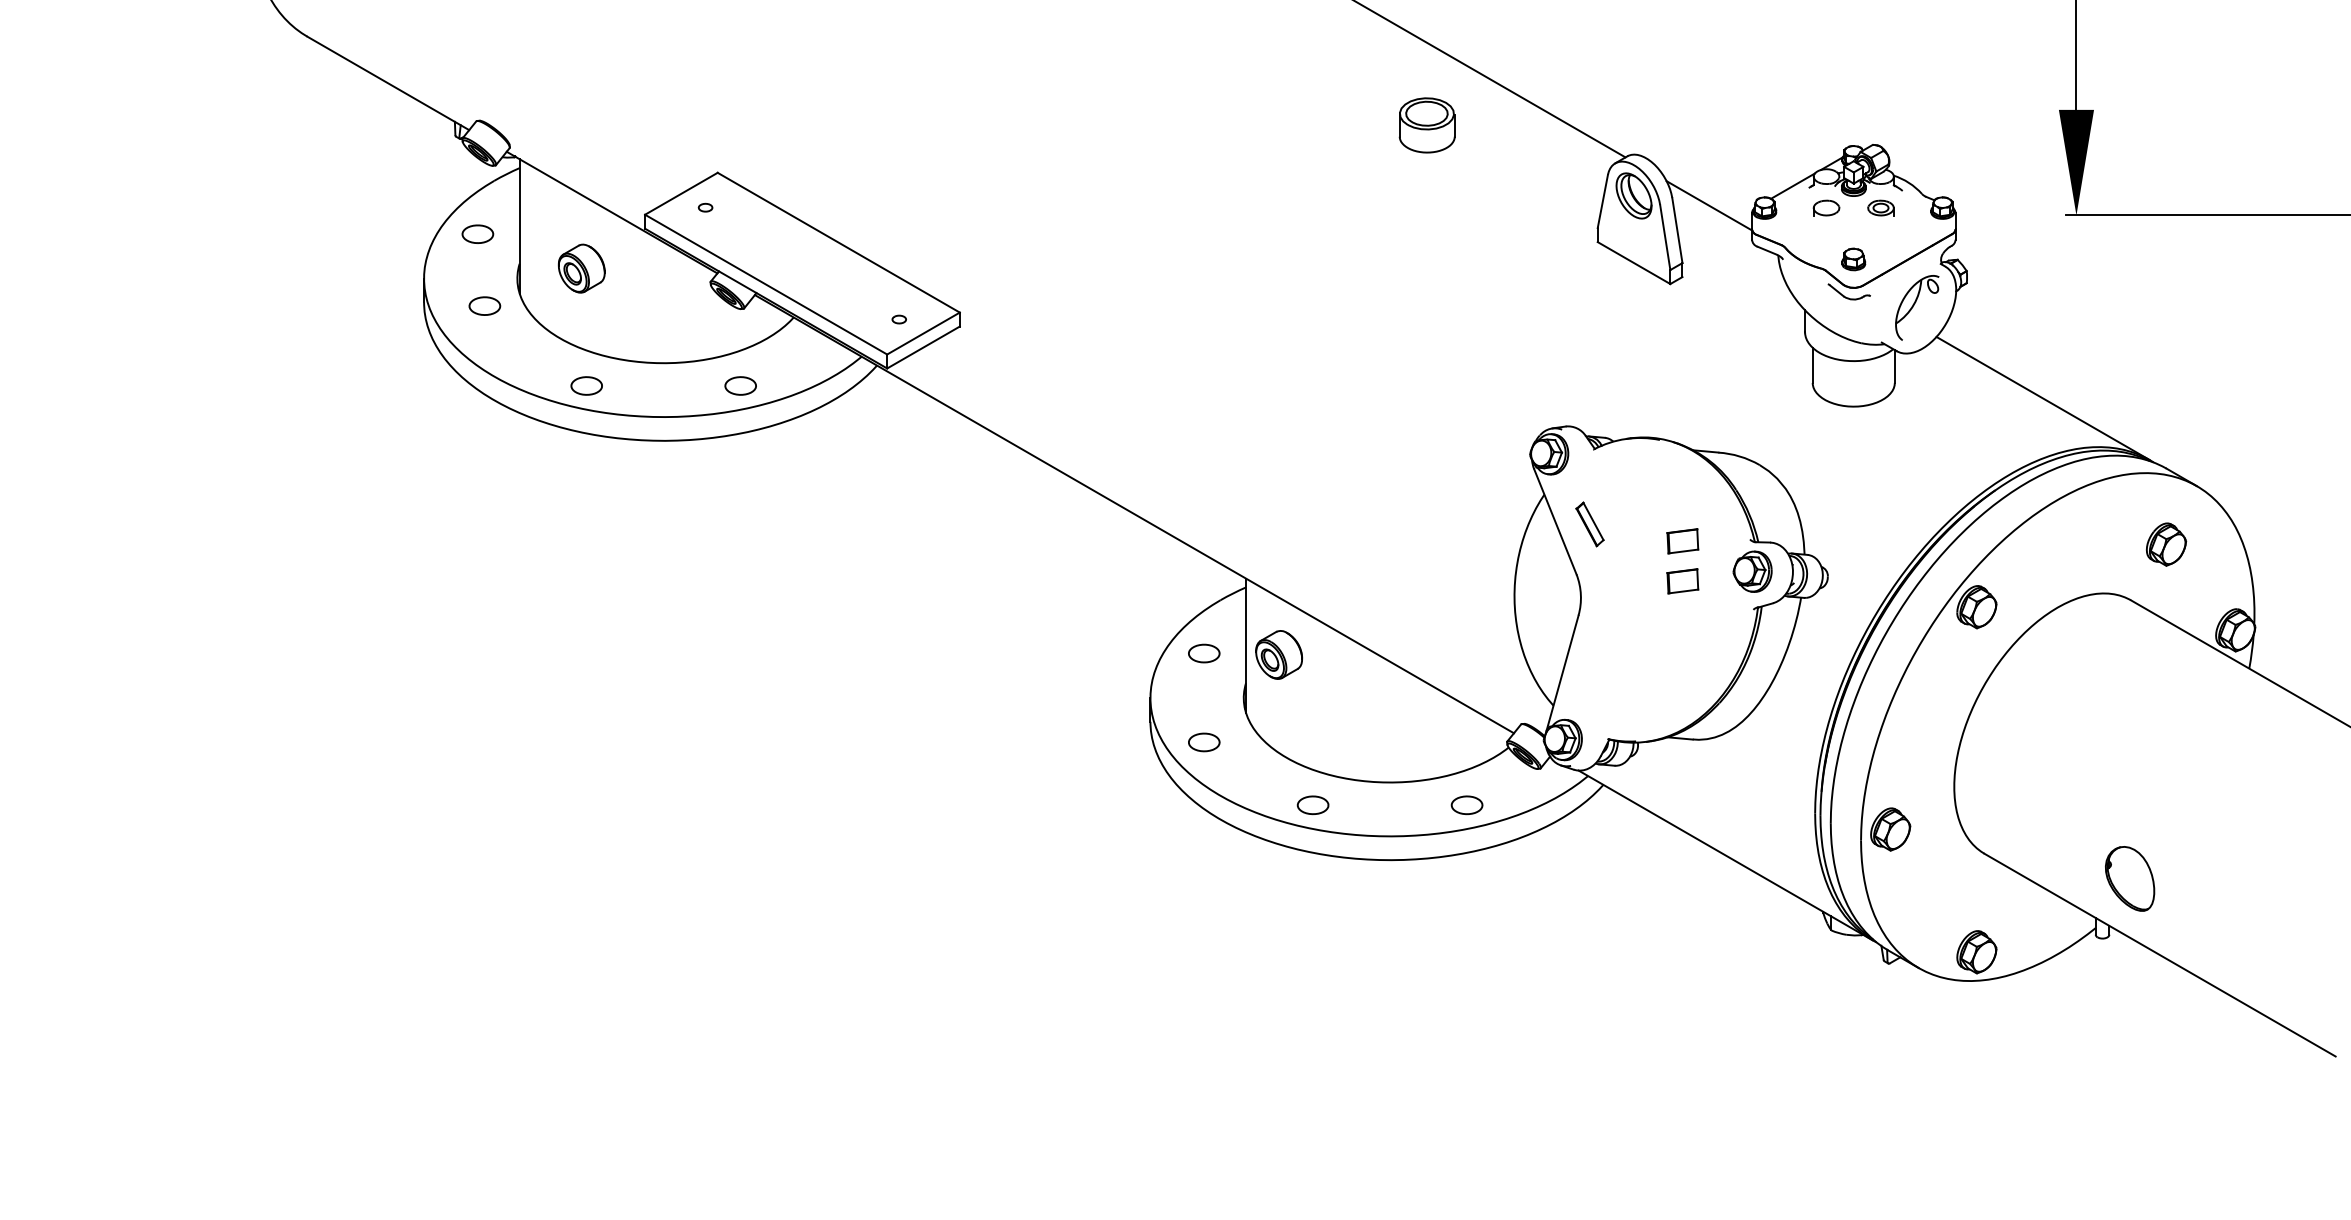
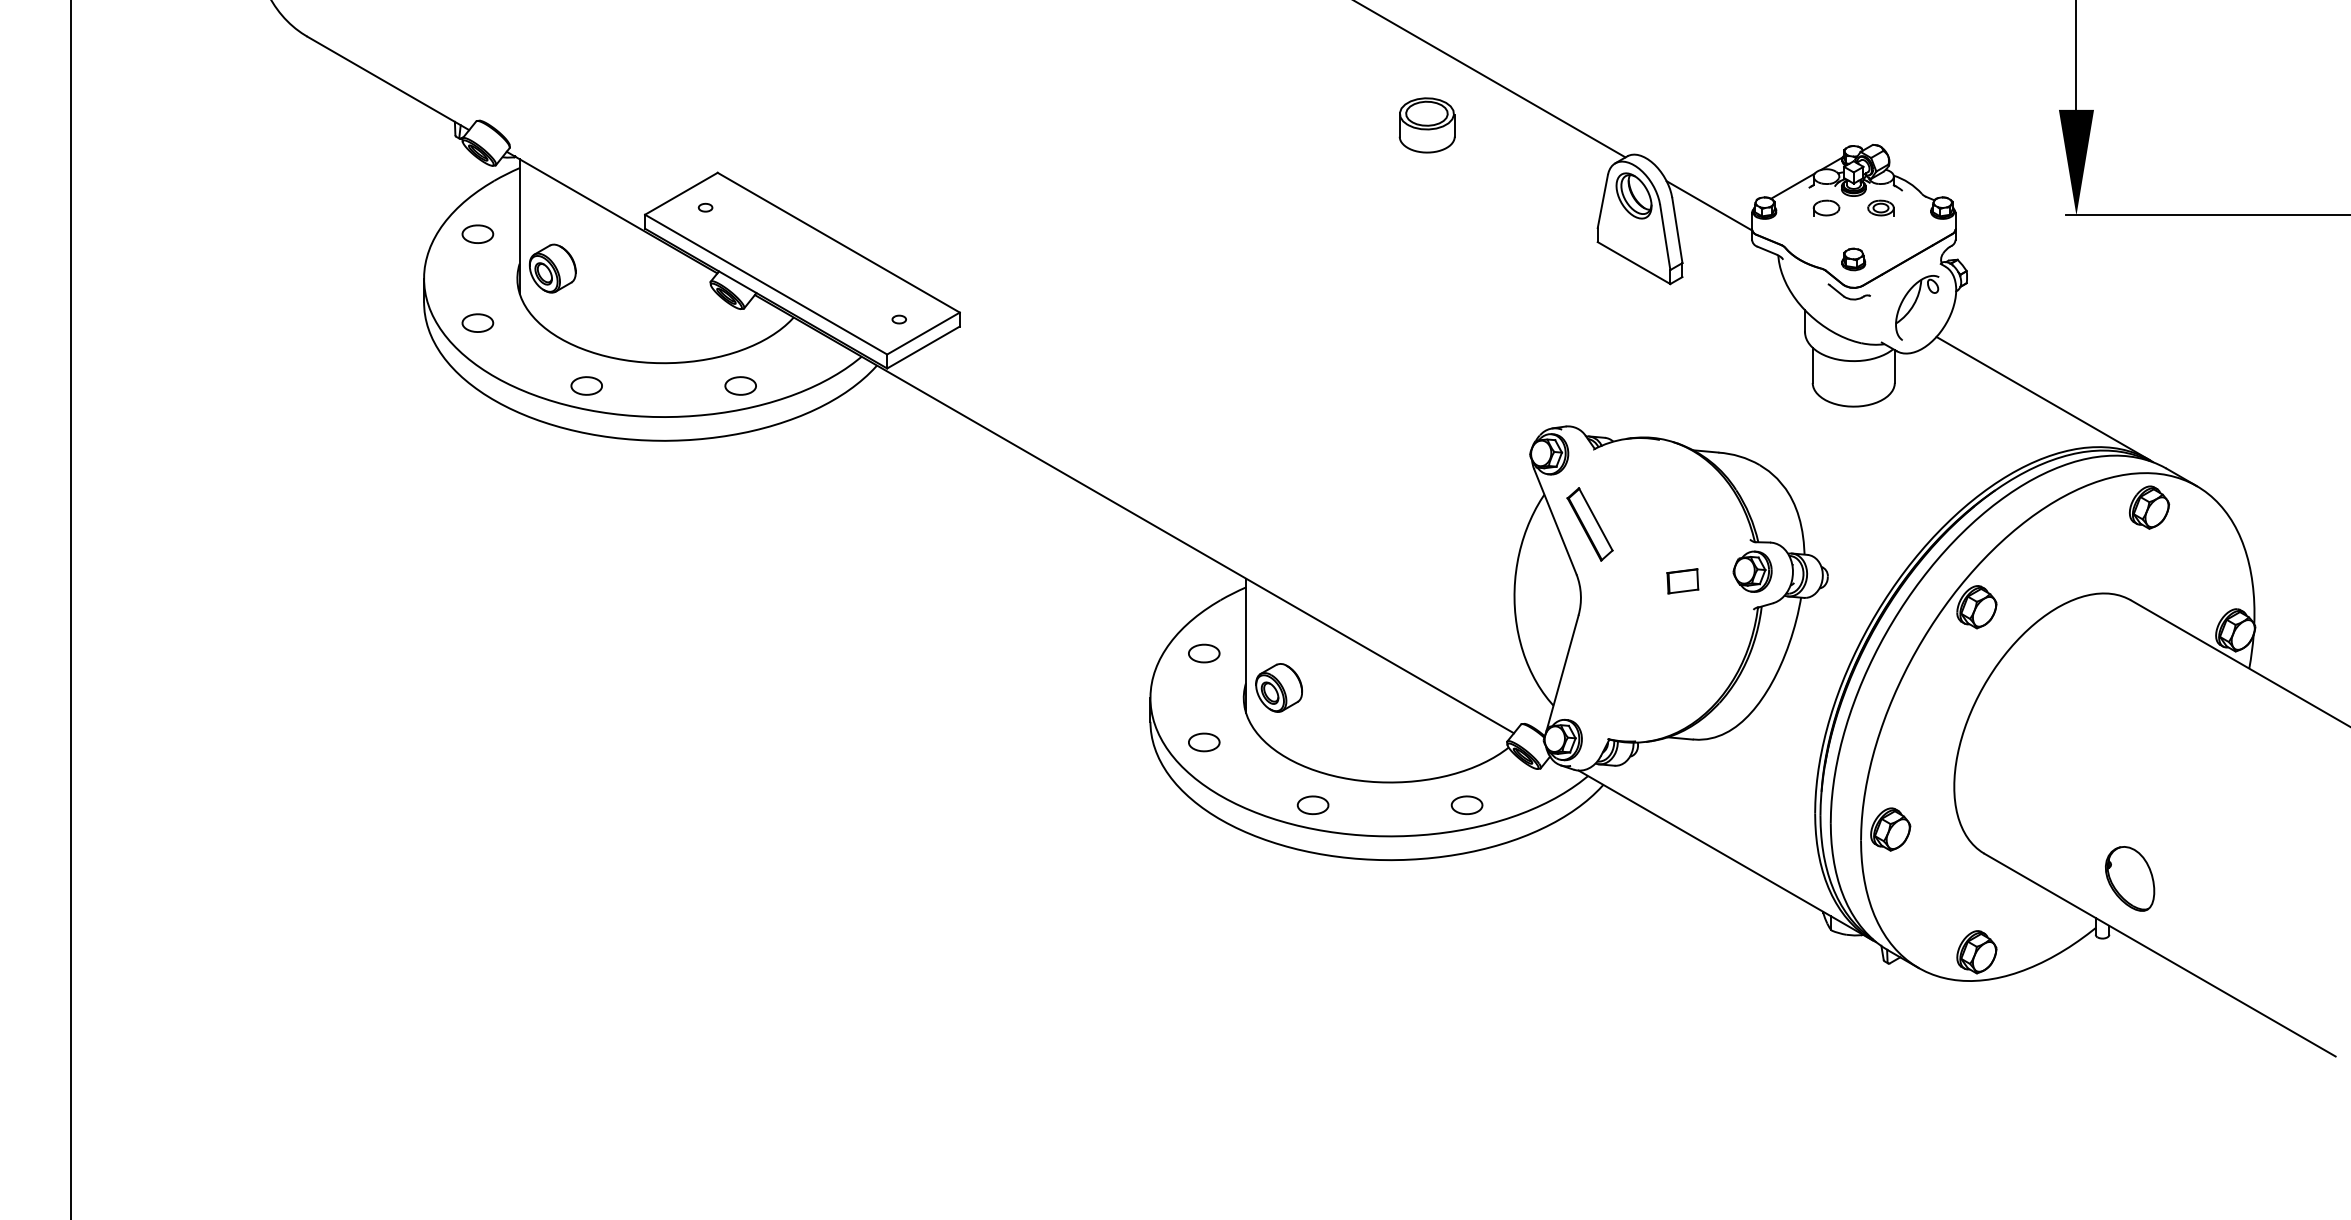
part position: (581, 268) -> (552, 268) (552, 268)
part position: (484, 305) -> (477, 322) (477, 322)
part size: 30x47 px -> 48x75 px (1589, 524)
part: present -> none (1682, 541)
part position: (2166, 544) -> (2149, 507) (2149, 507)
line: none -> present (70, 609)
part position: (1278, 654) -> (1278, 687) (1278, 687)
